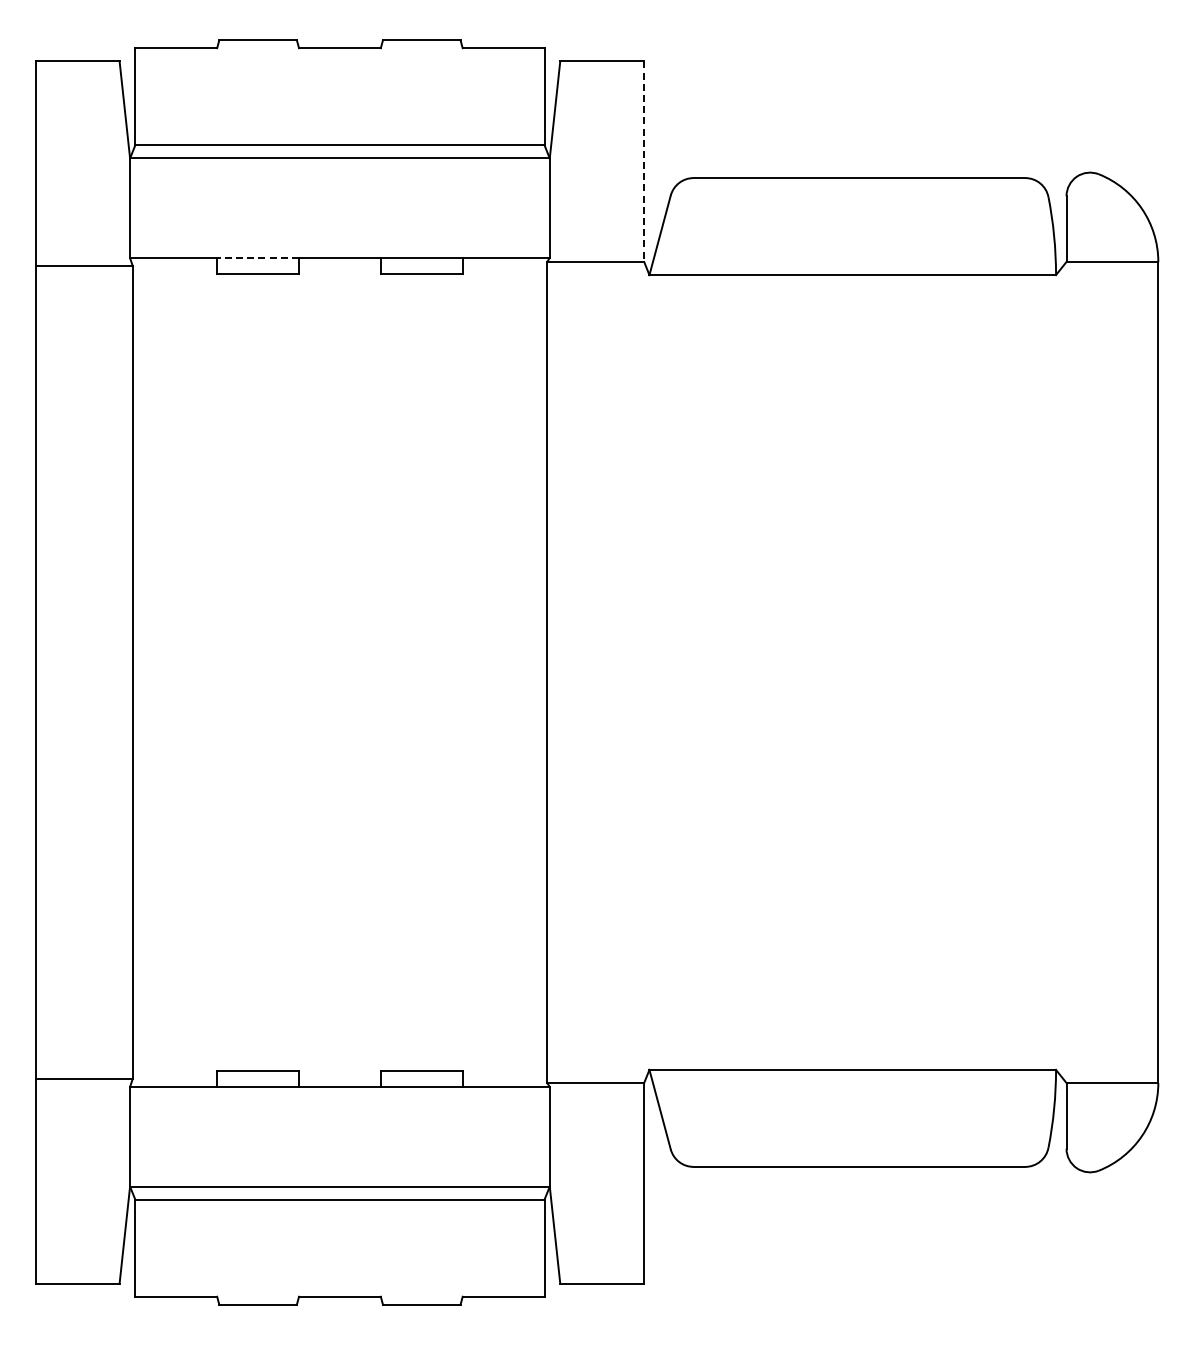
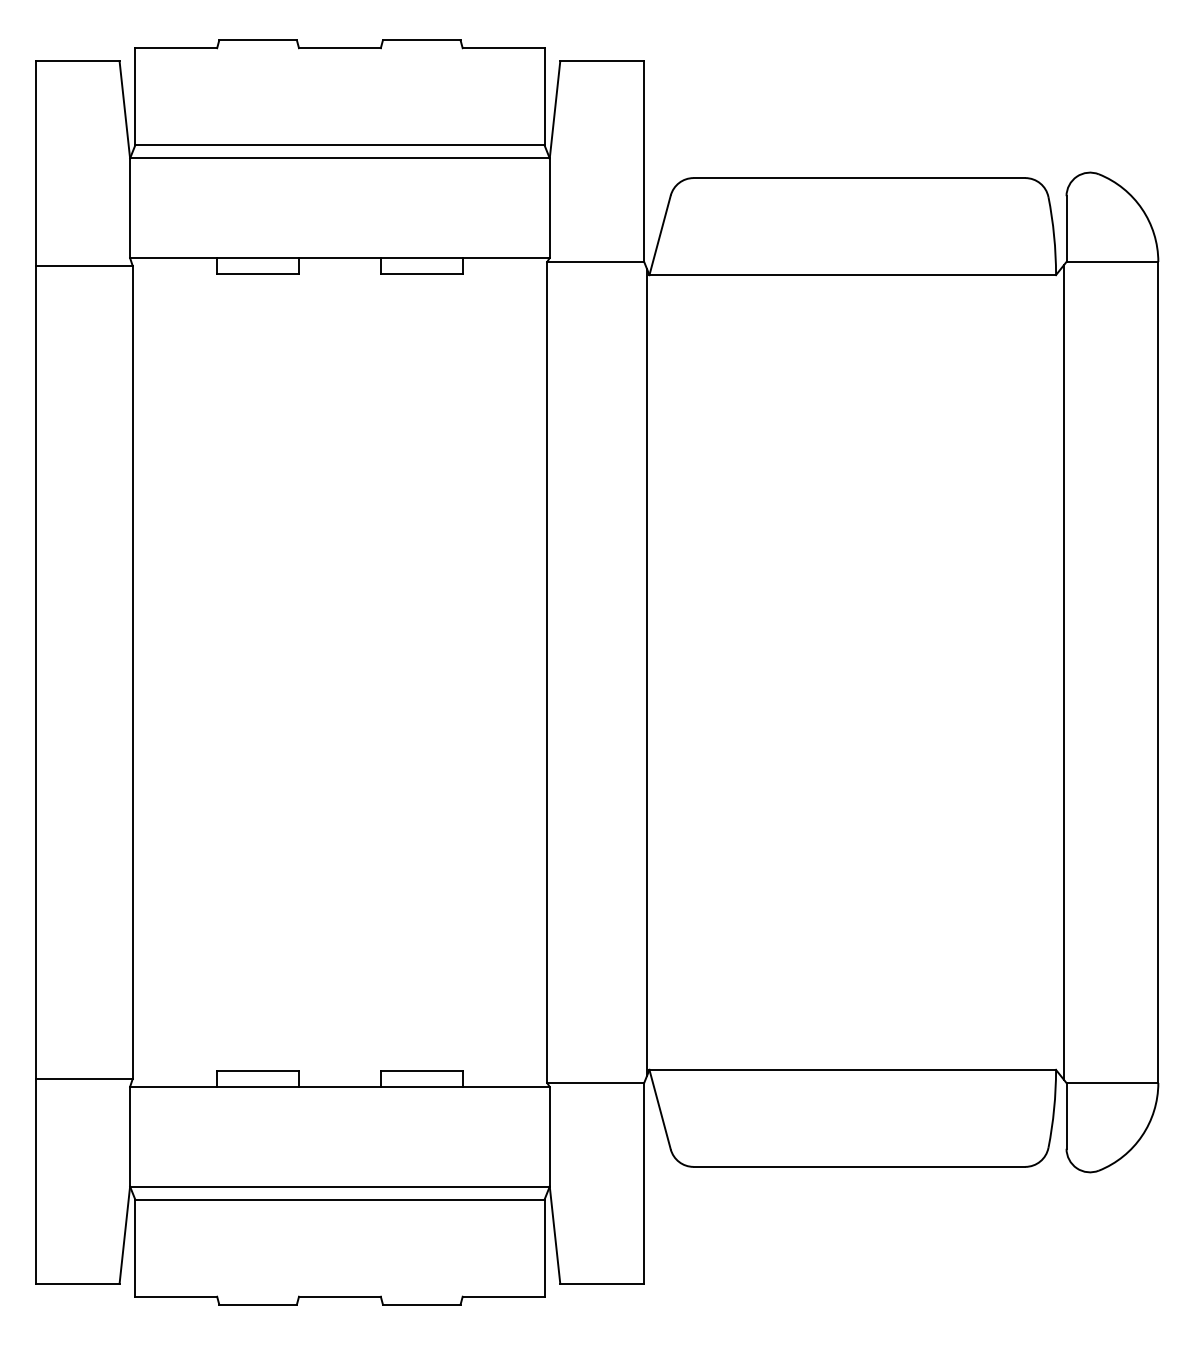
line: dashed -> solid (644, 162)
line: dashed -> solid (258, 258)
line: none -> present (646, 672)
line: none -> present (1063, 672)
